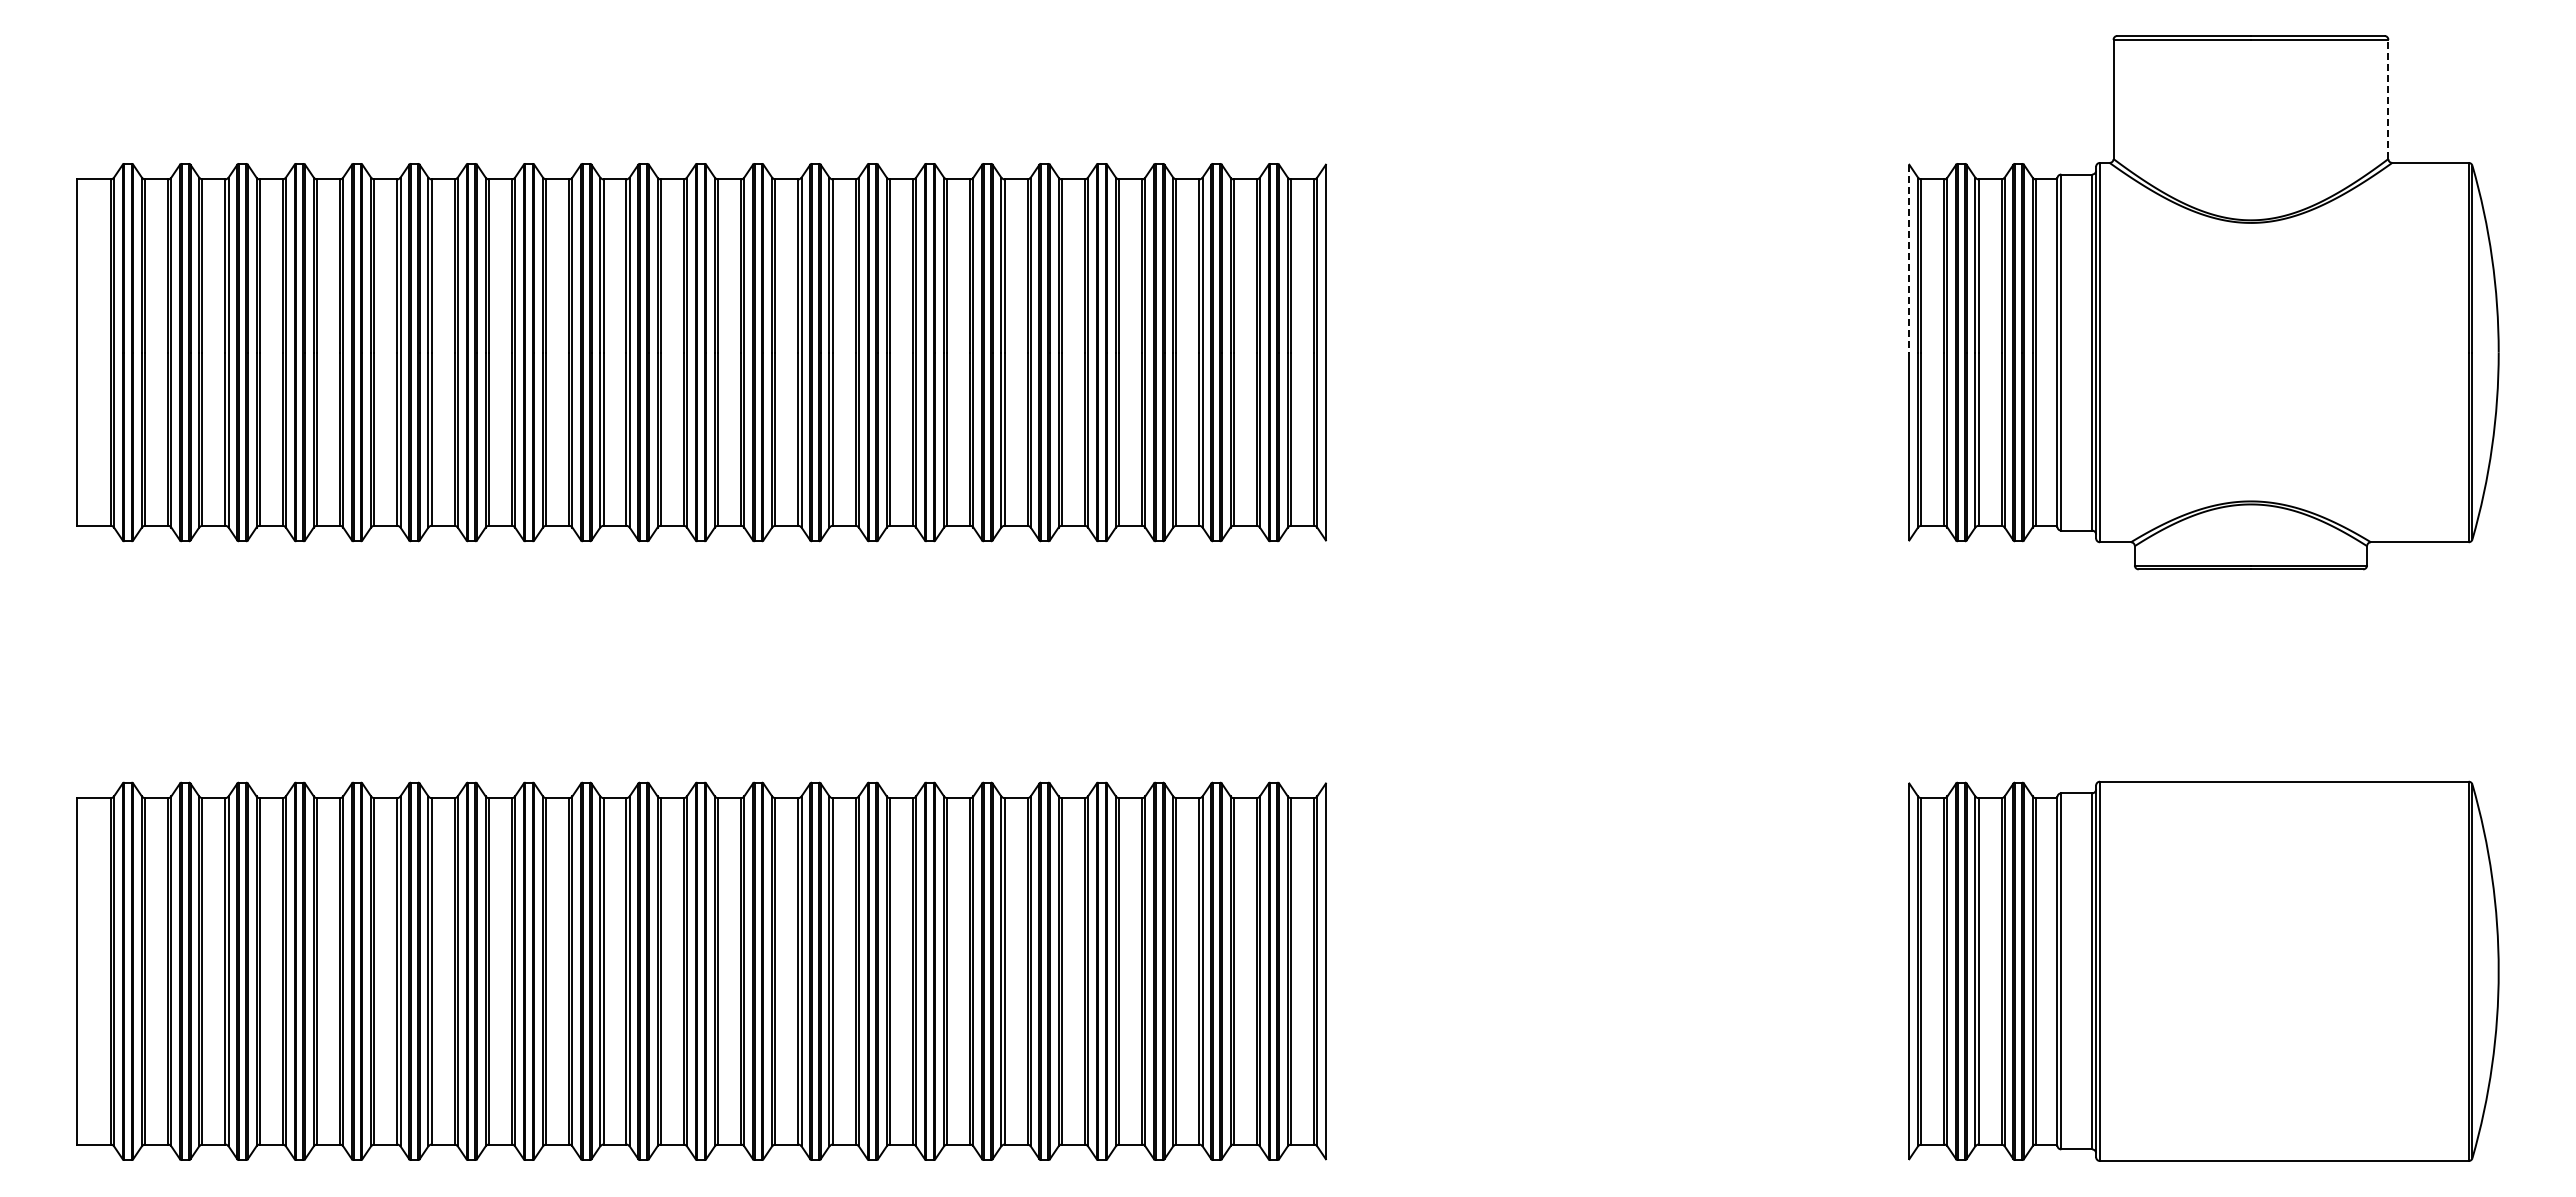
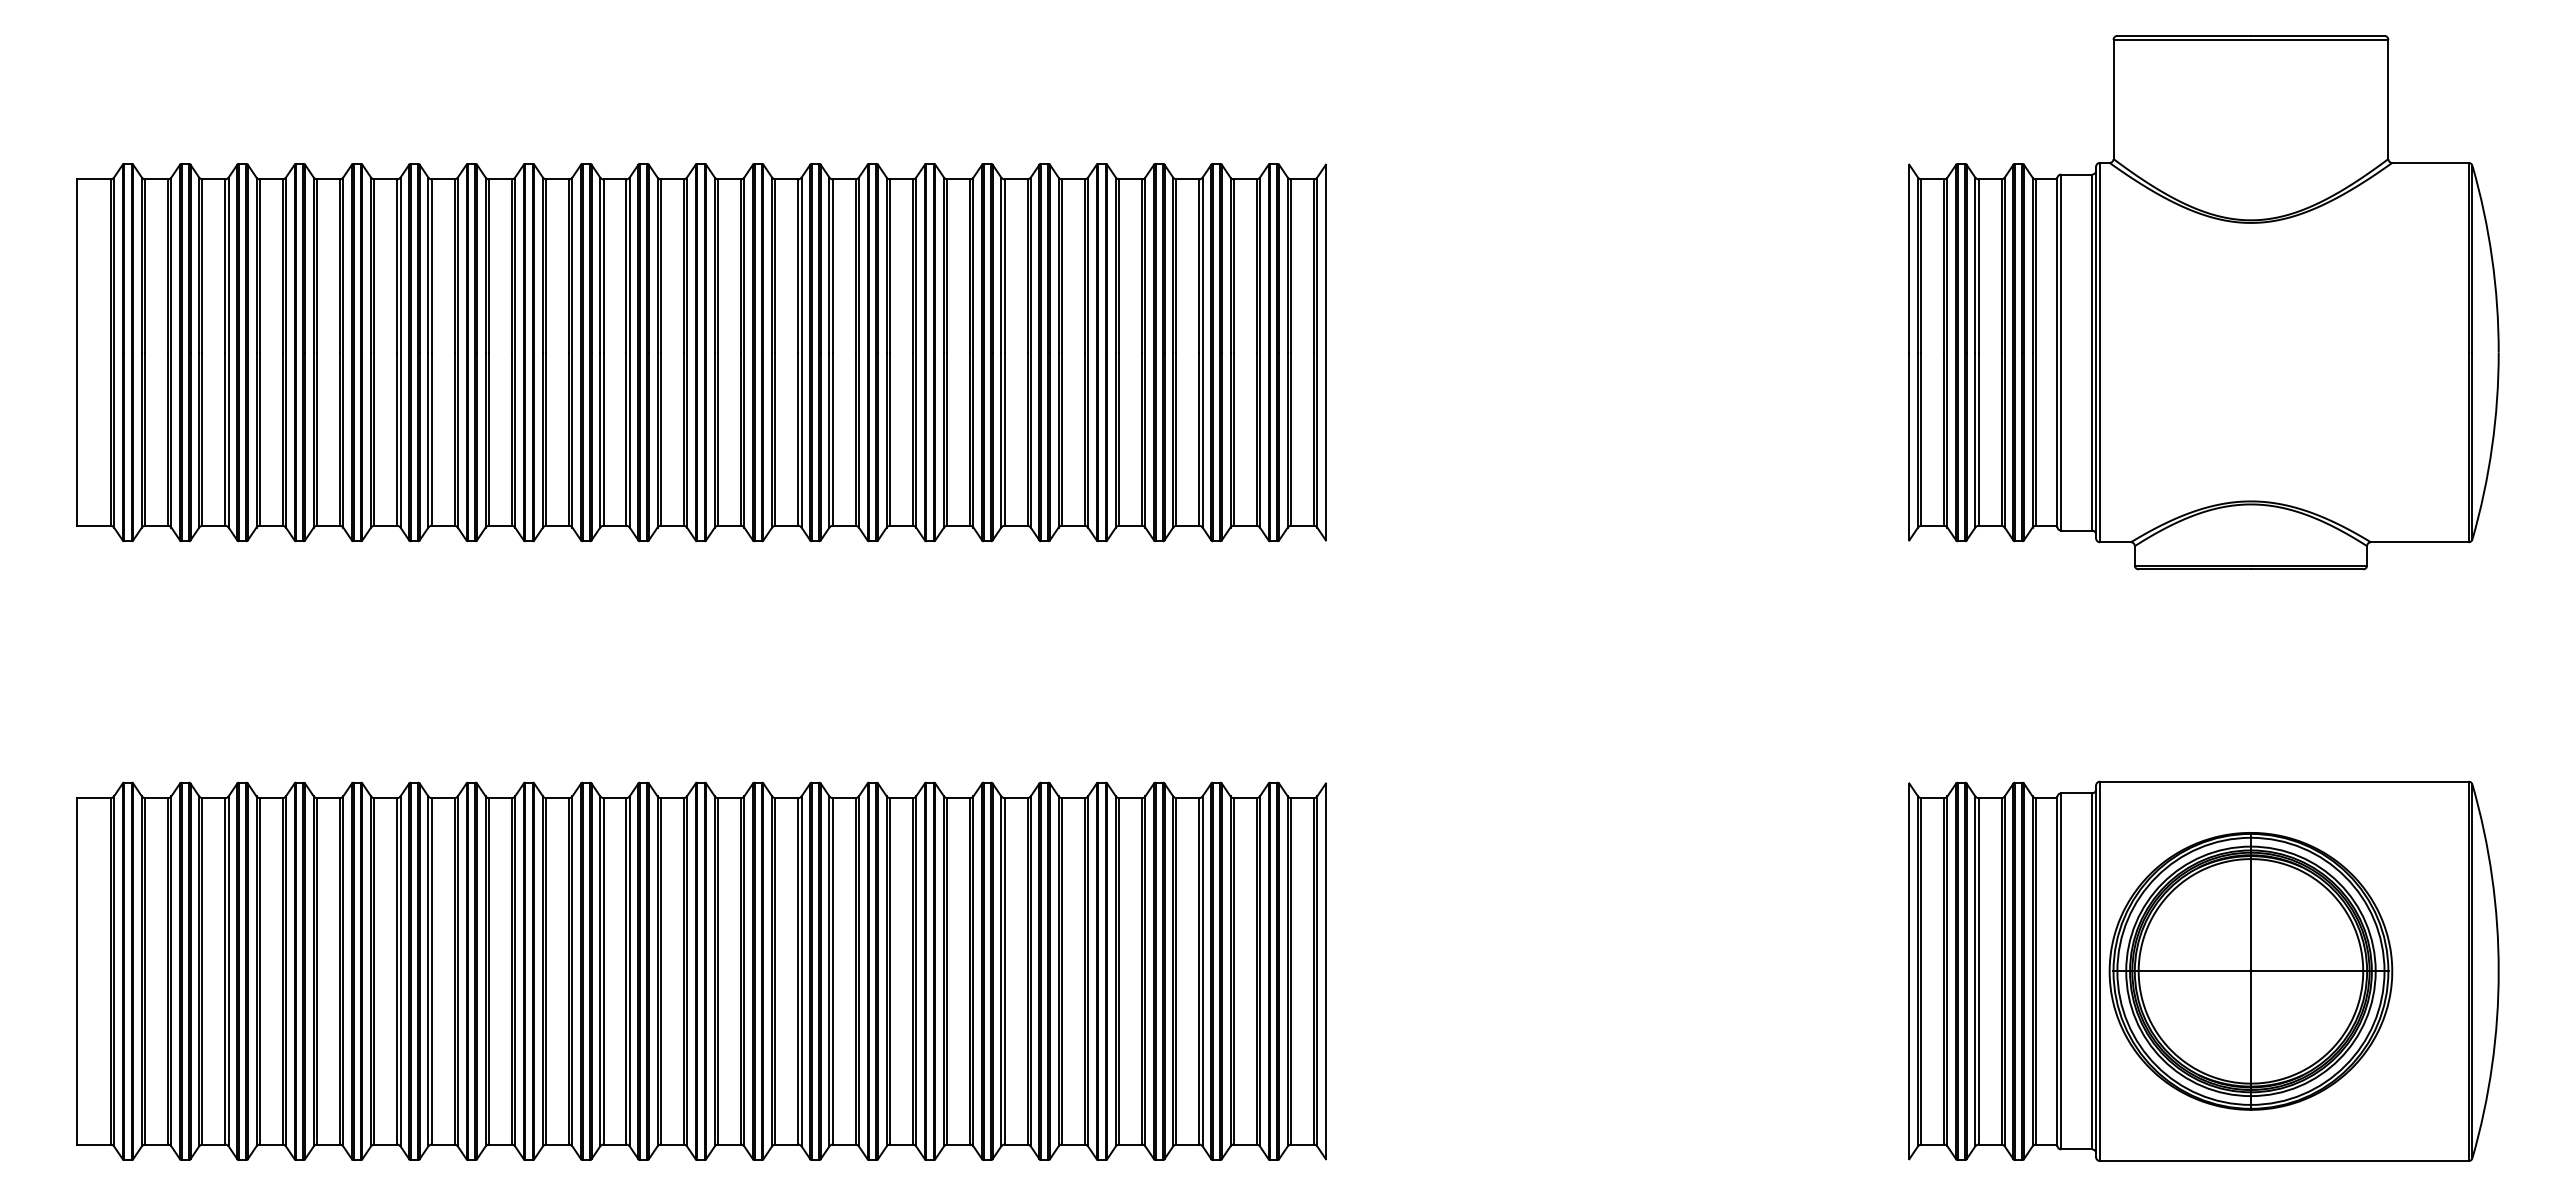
line: dashed -> solid (2388, 99)
line: dashed -> solid (1909, 258)
part: none -> present (2250, 971)
